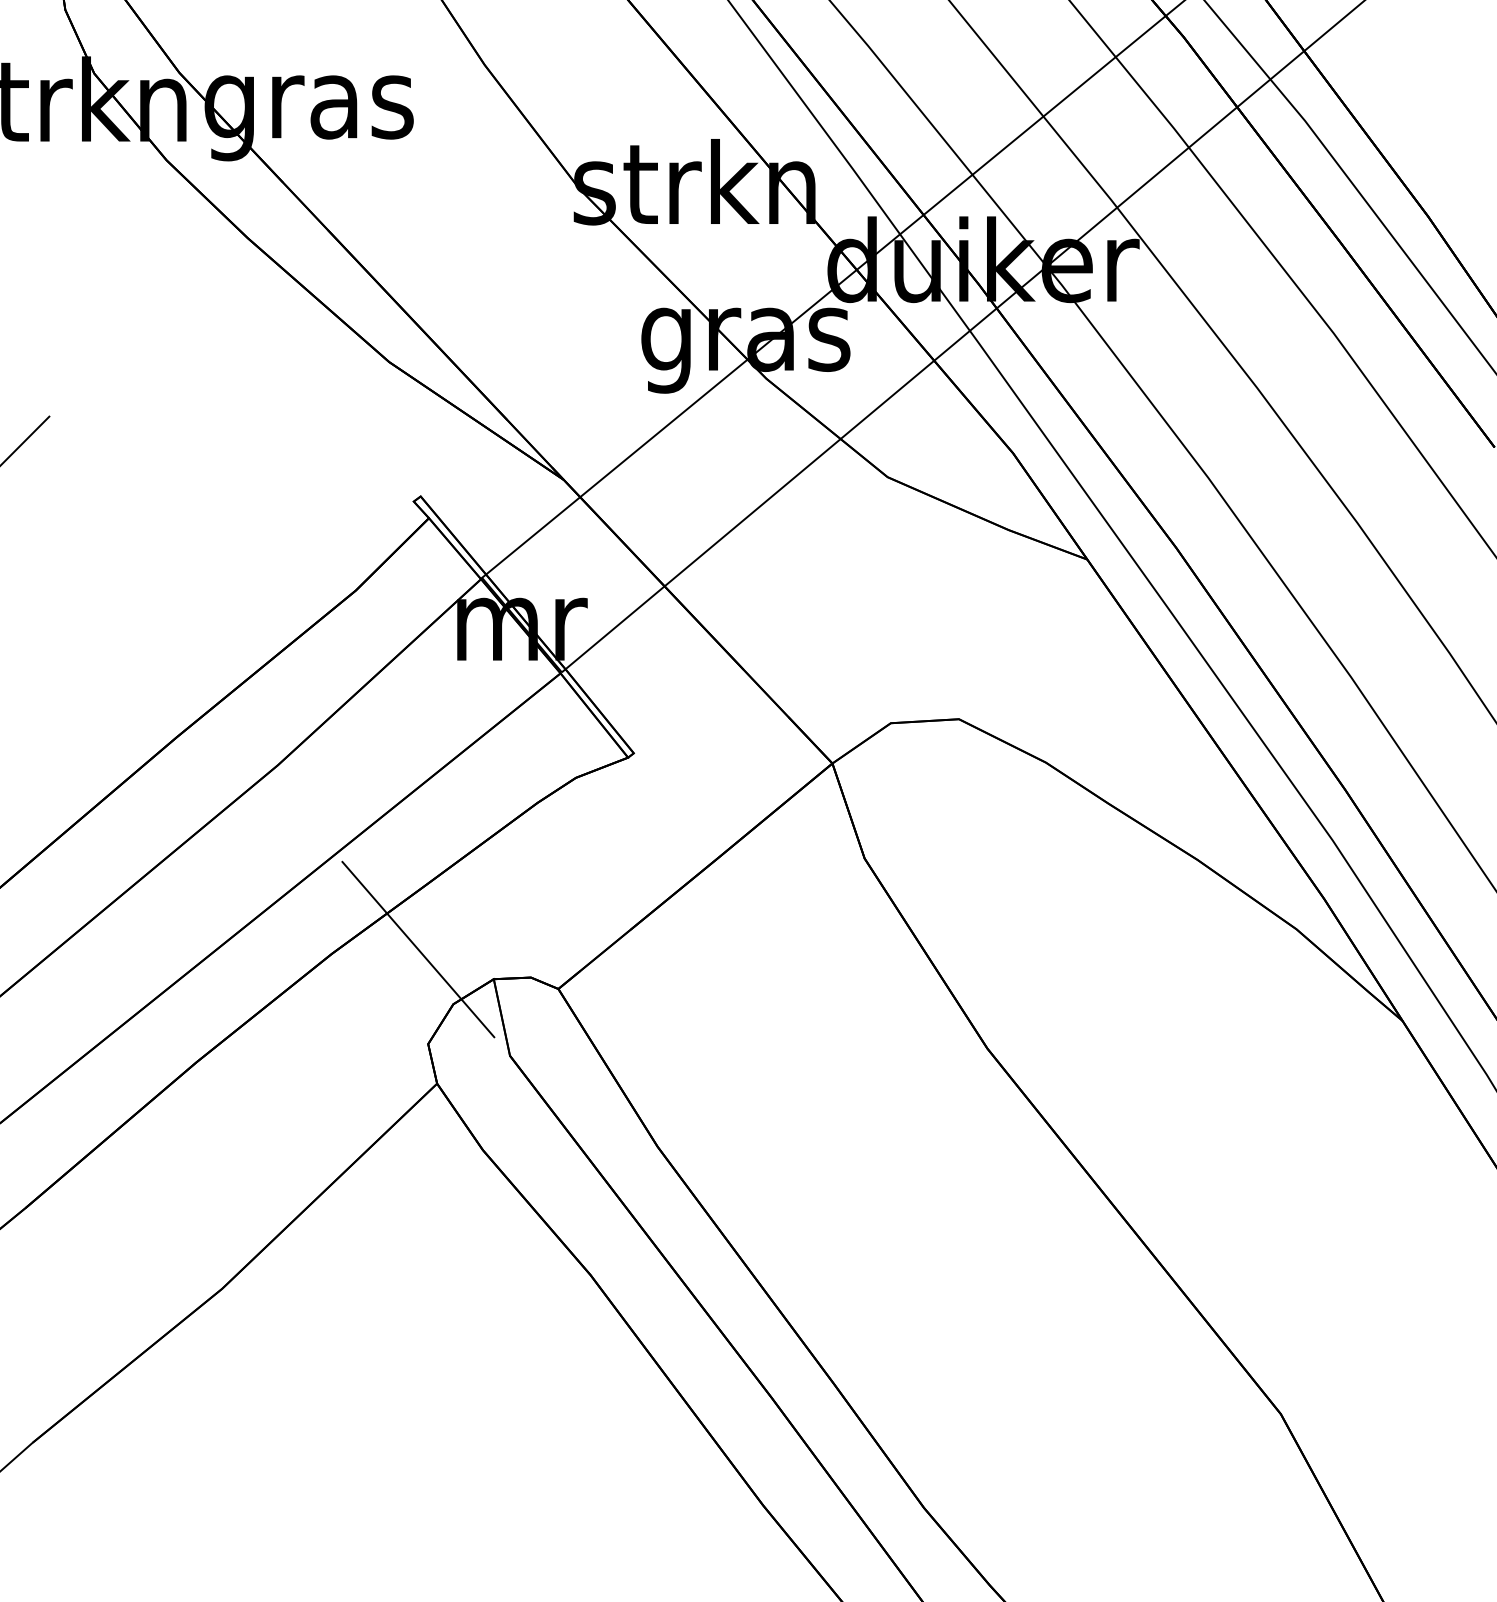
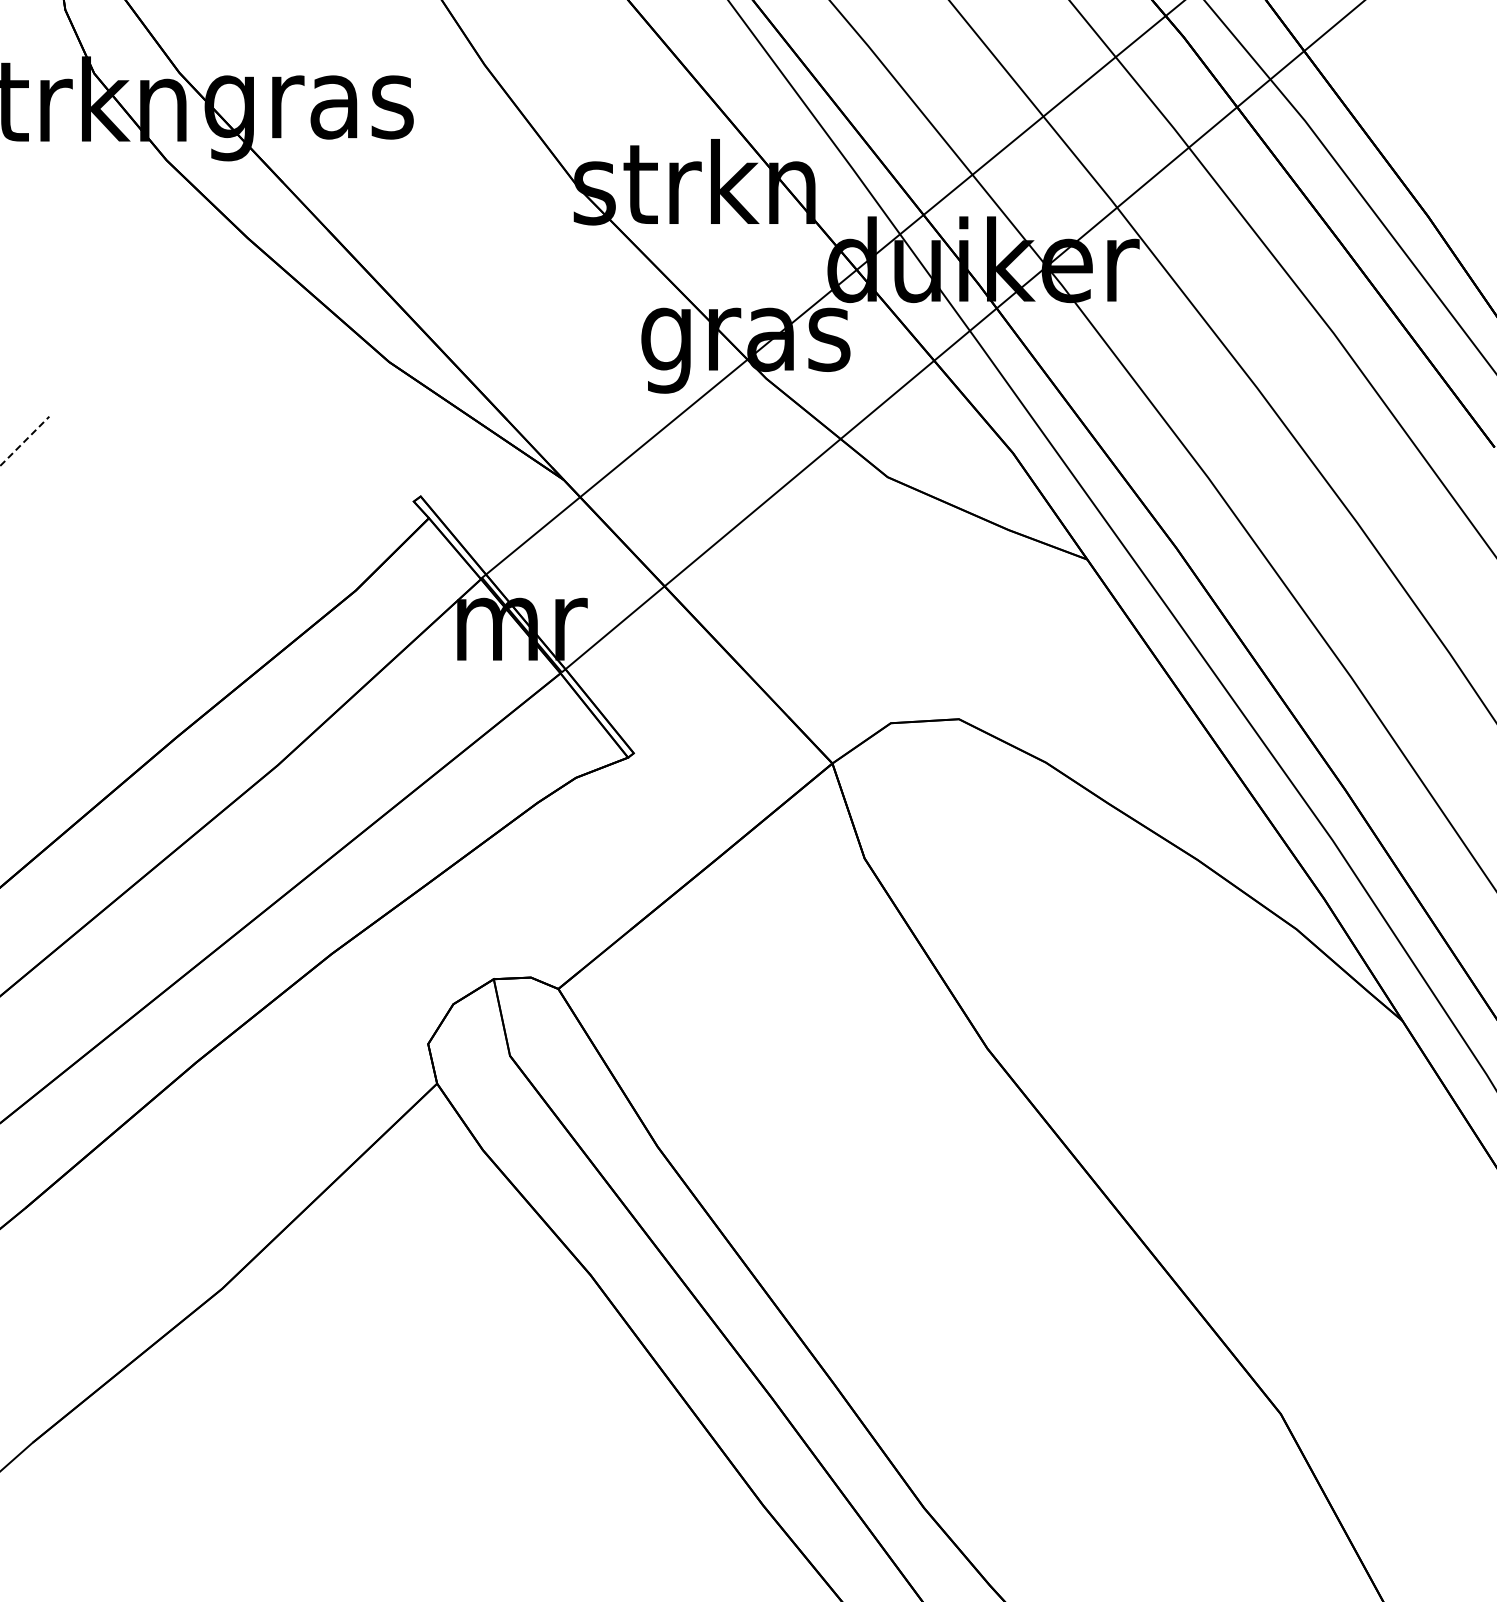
line: solid -> dashed (24, 441)
line: present -> none (418, 949)
